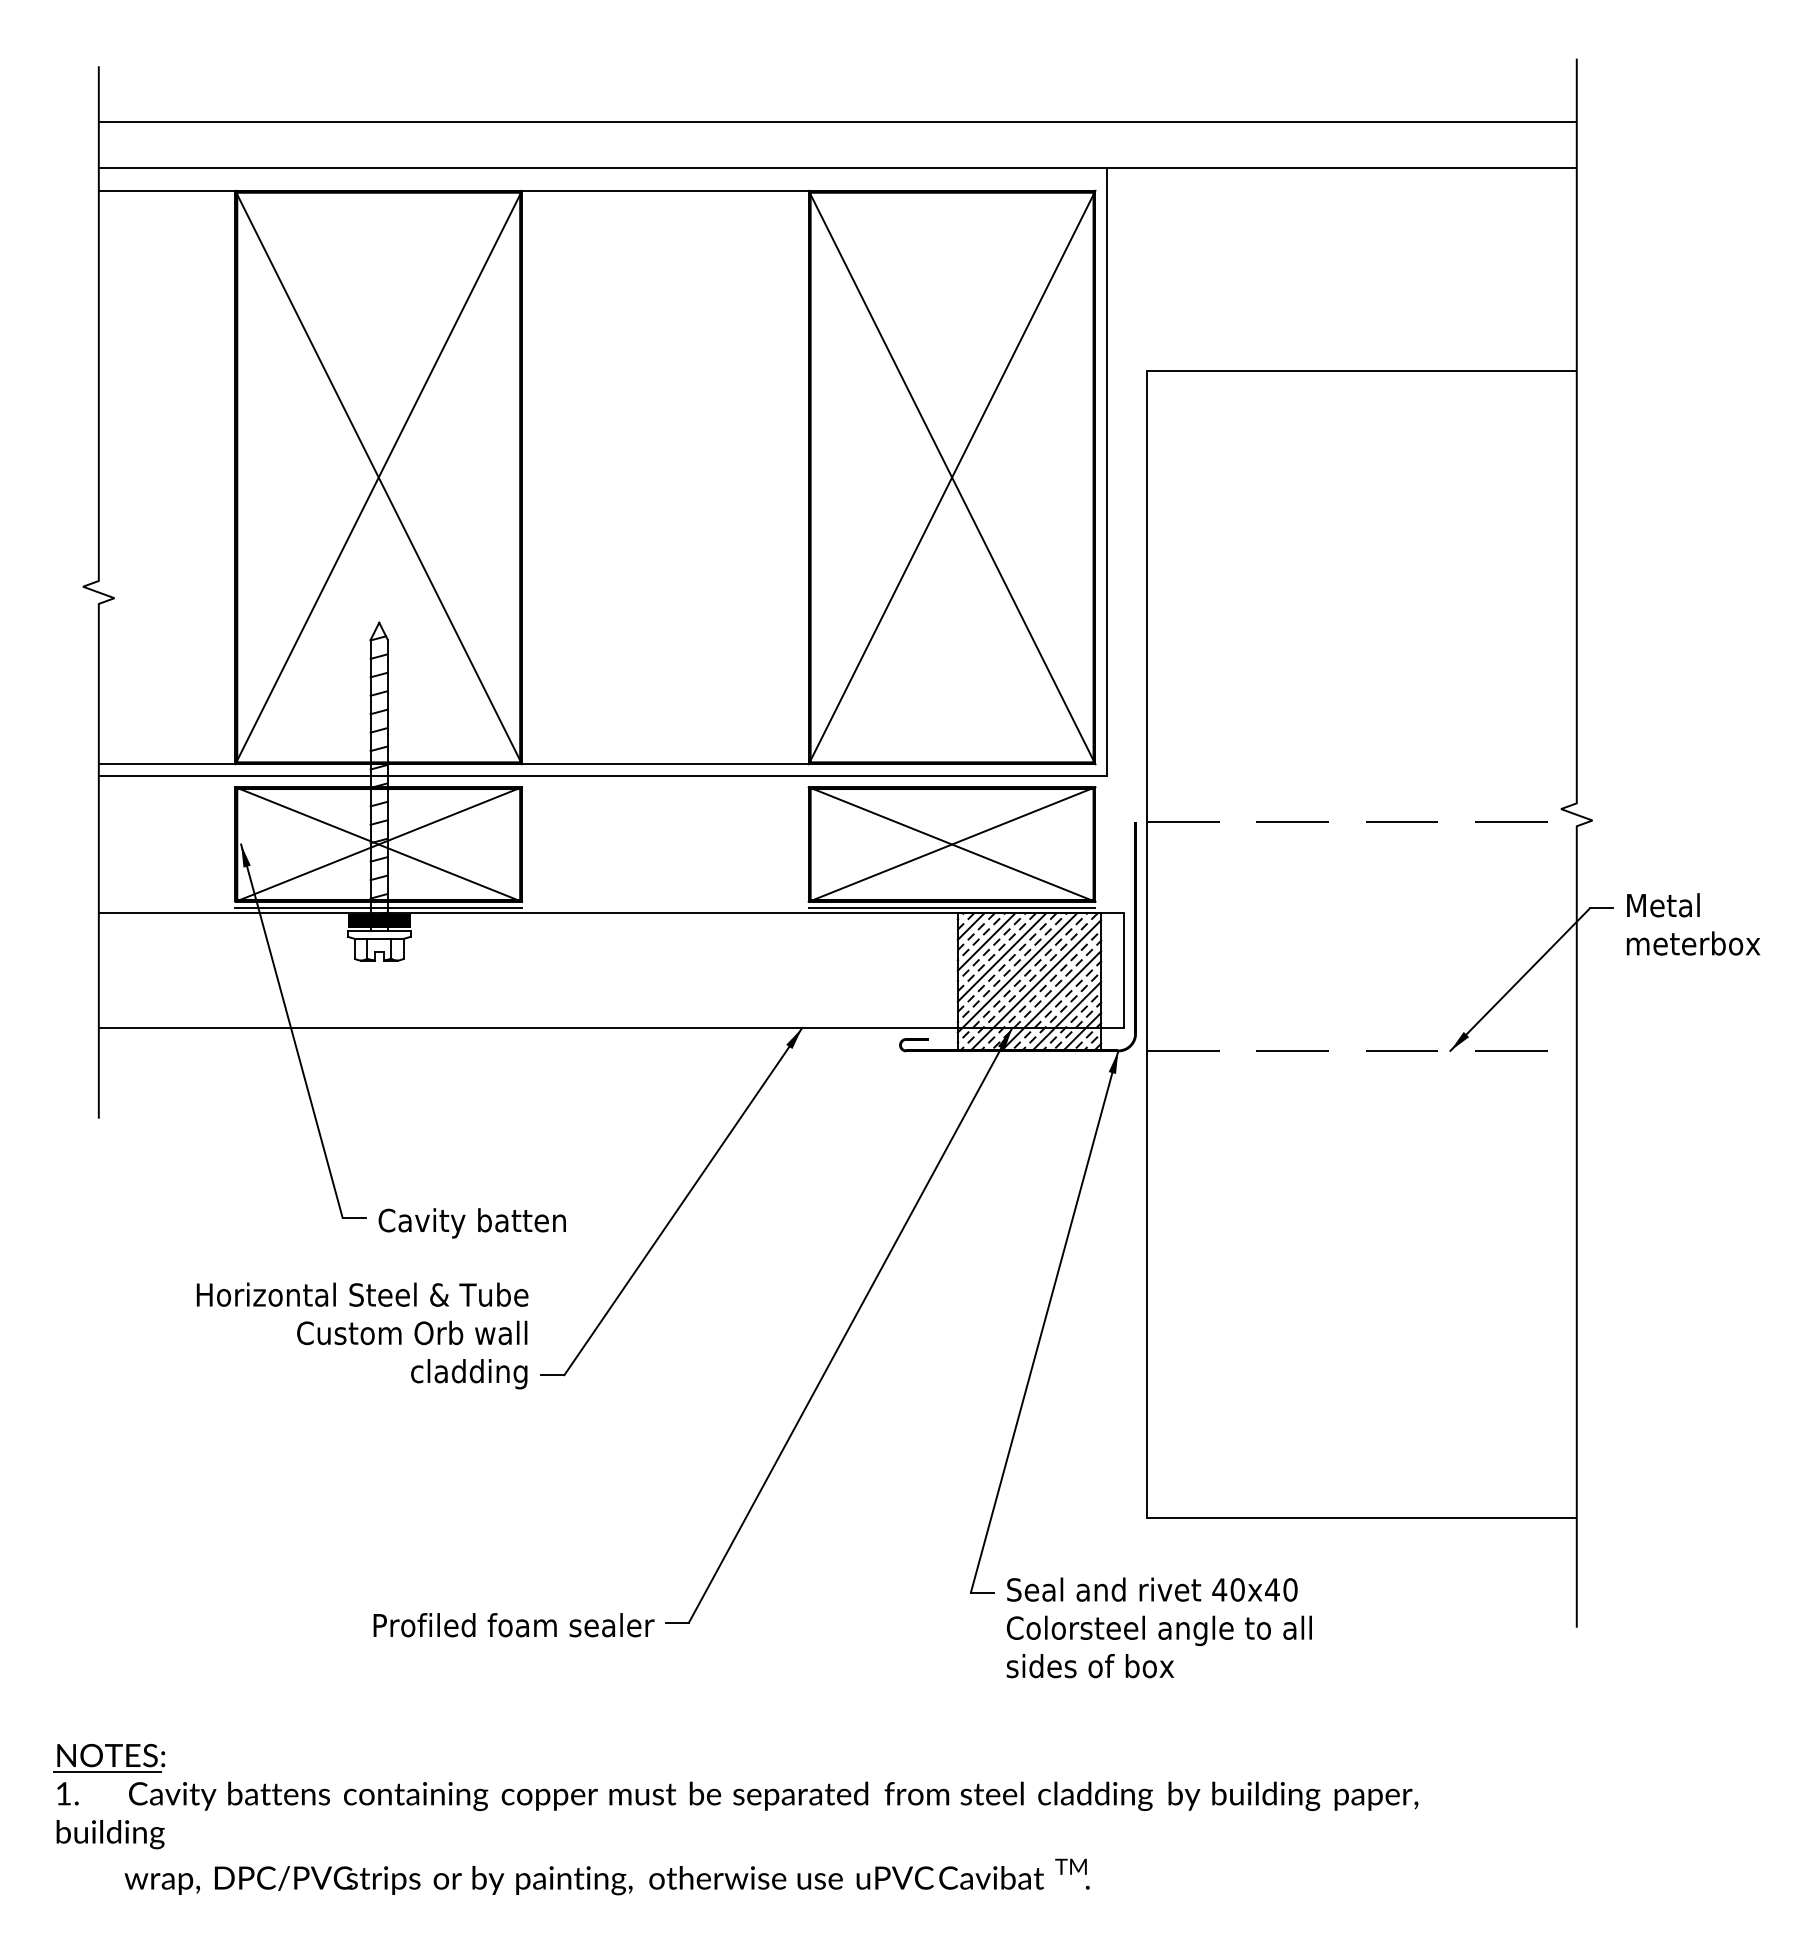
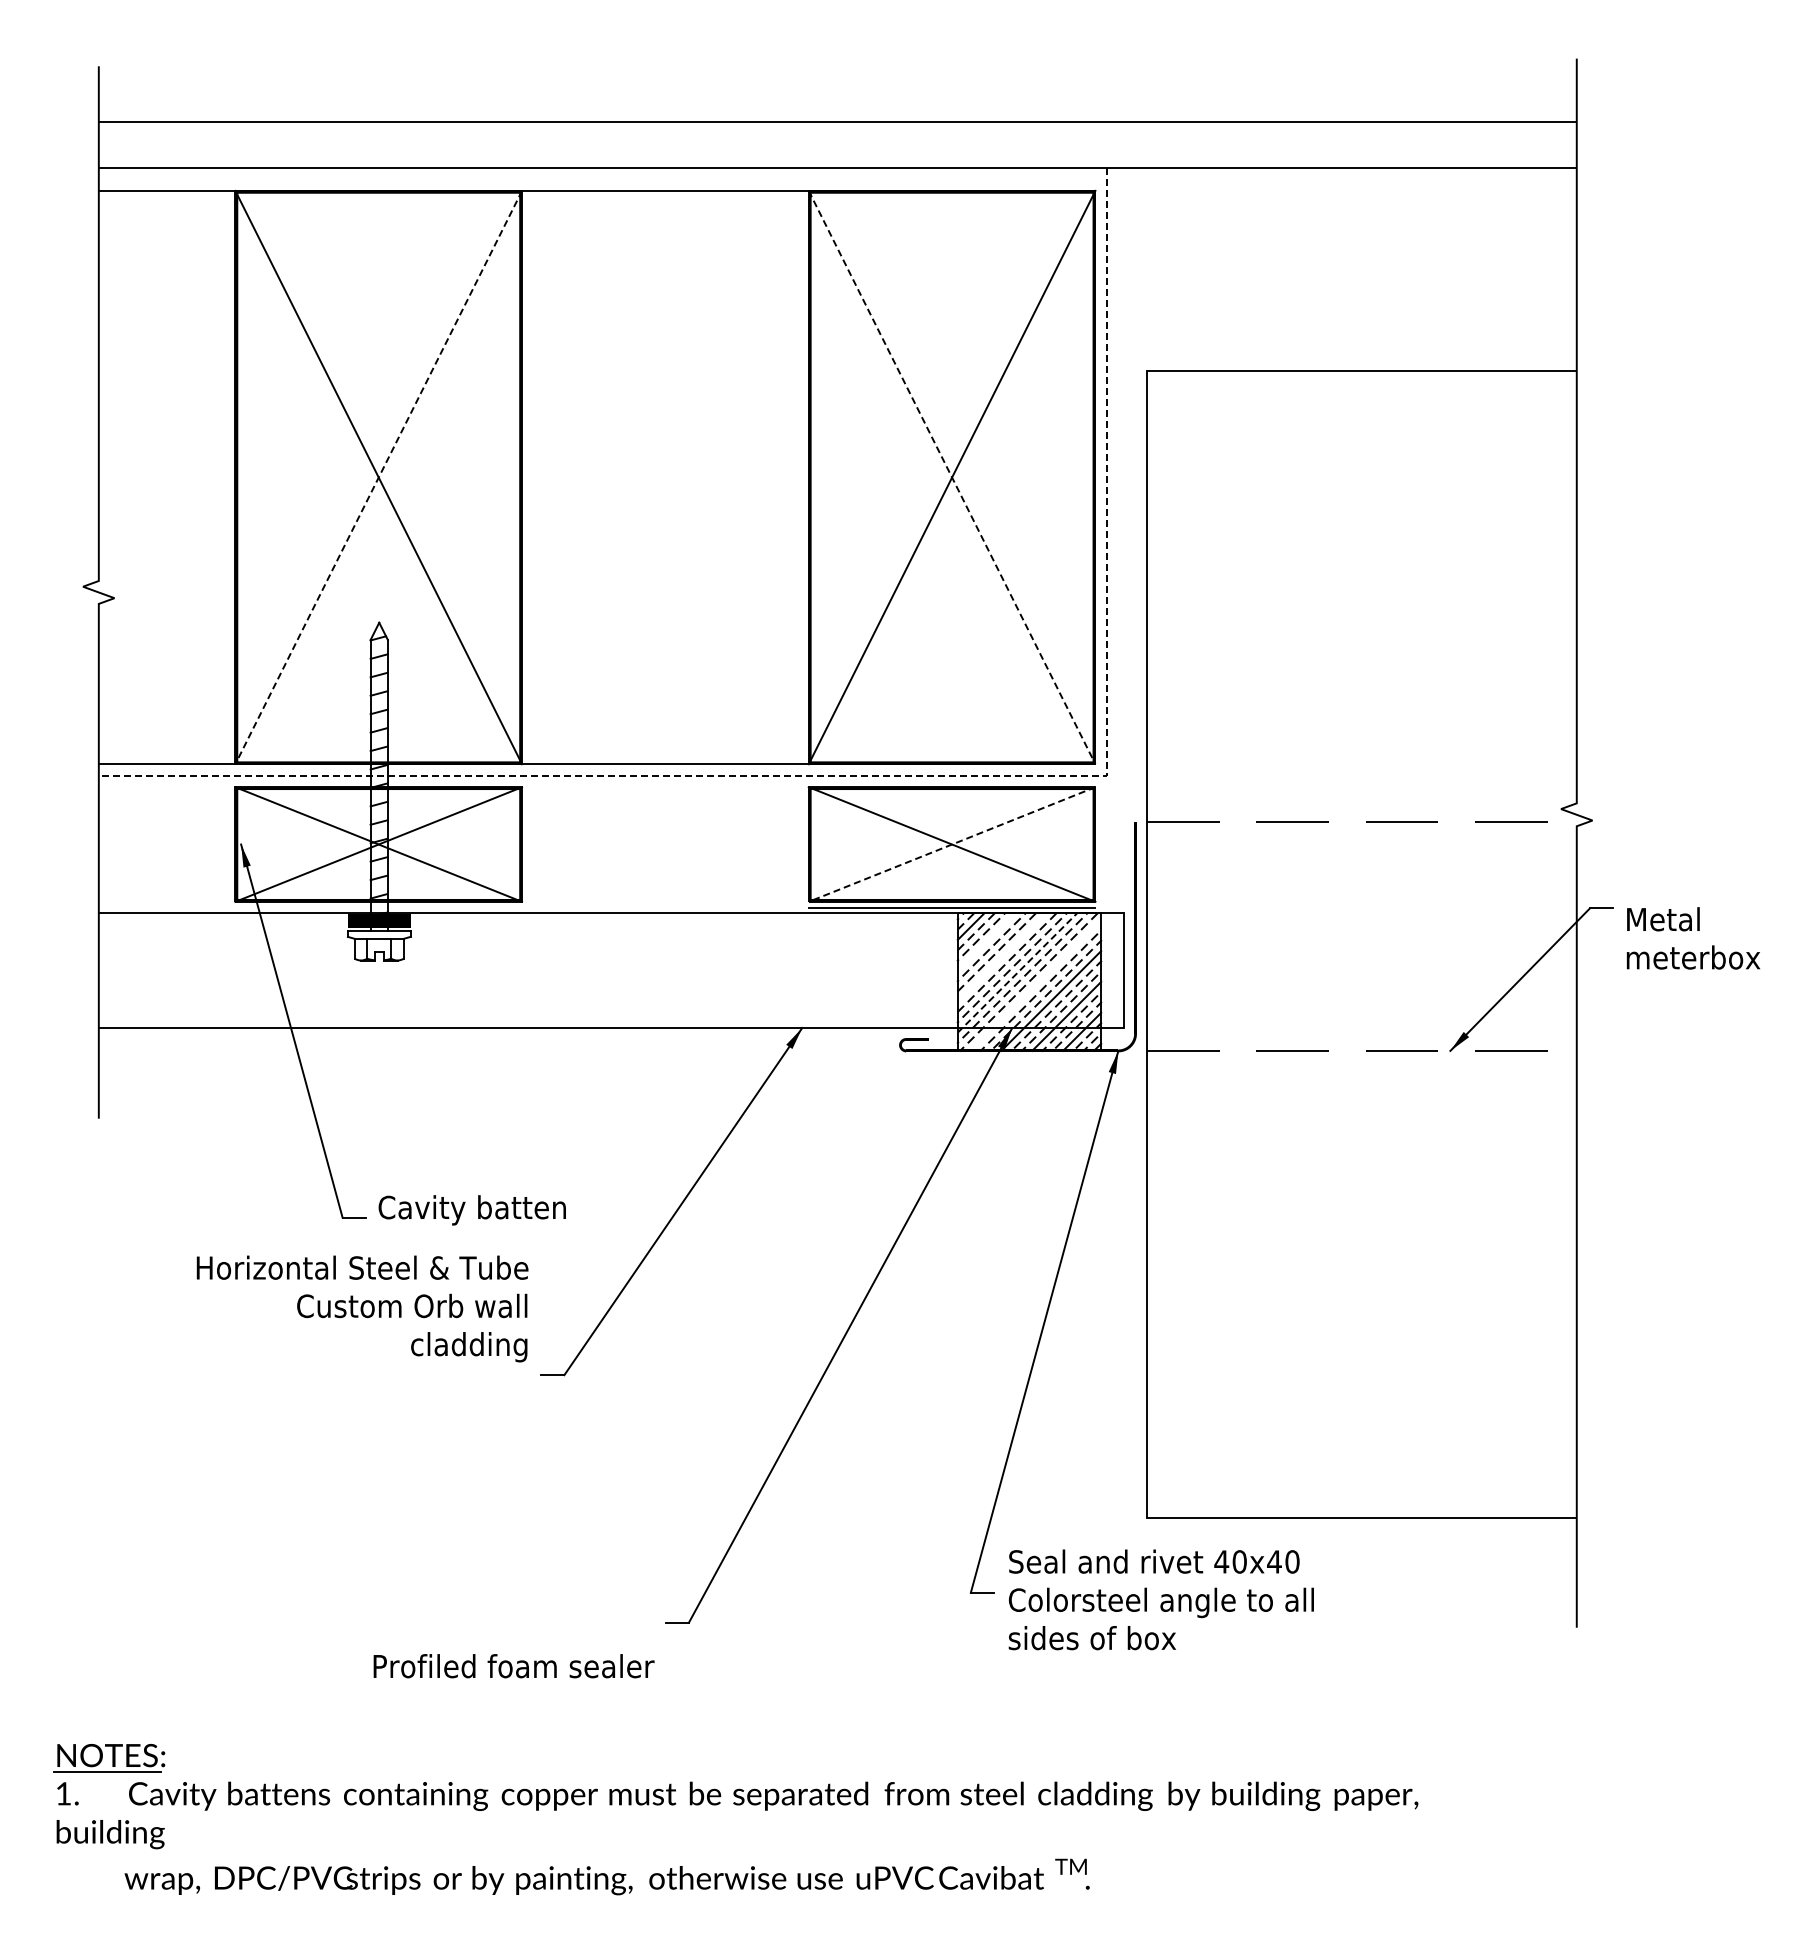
line: solid -> dashed (378, 477)
line: solid -> dashed (952, 477)
line: solid -> dashed (907, 775)
line: solid -> dashed (951, 844)
line: present -> none (378, 907)
text position: (1693, 924) -> (1693, 938) (1693, 938)
line: present -> none (986, 941)
line: present -> none (1001, 957)
line: solid -> dashed (1017, 972)
line: present -> none (1035, 985)
text position: (471, 1223) -> (471, 1210) (471, 1210)
text position: (362, 1335) -> (362, 1308) (362, 1308)
text position: (513, 1625) -> (513, 1666) (513, 1666)
text position: (1158, 1627) -> (1160, 1599) (1160, 1599)
